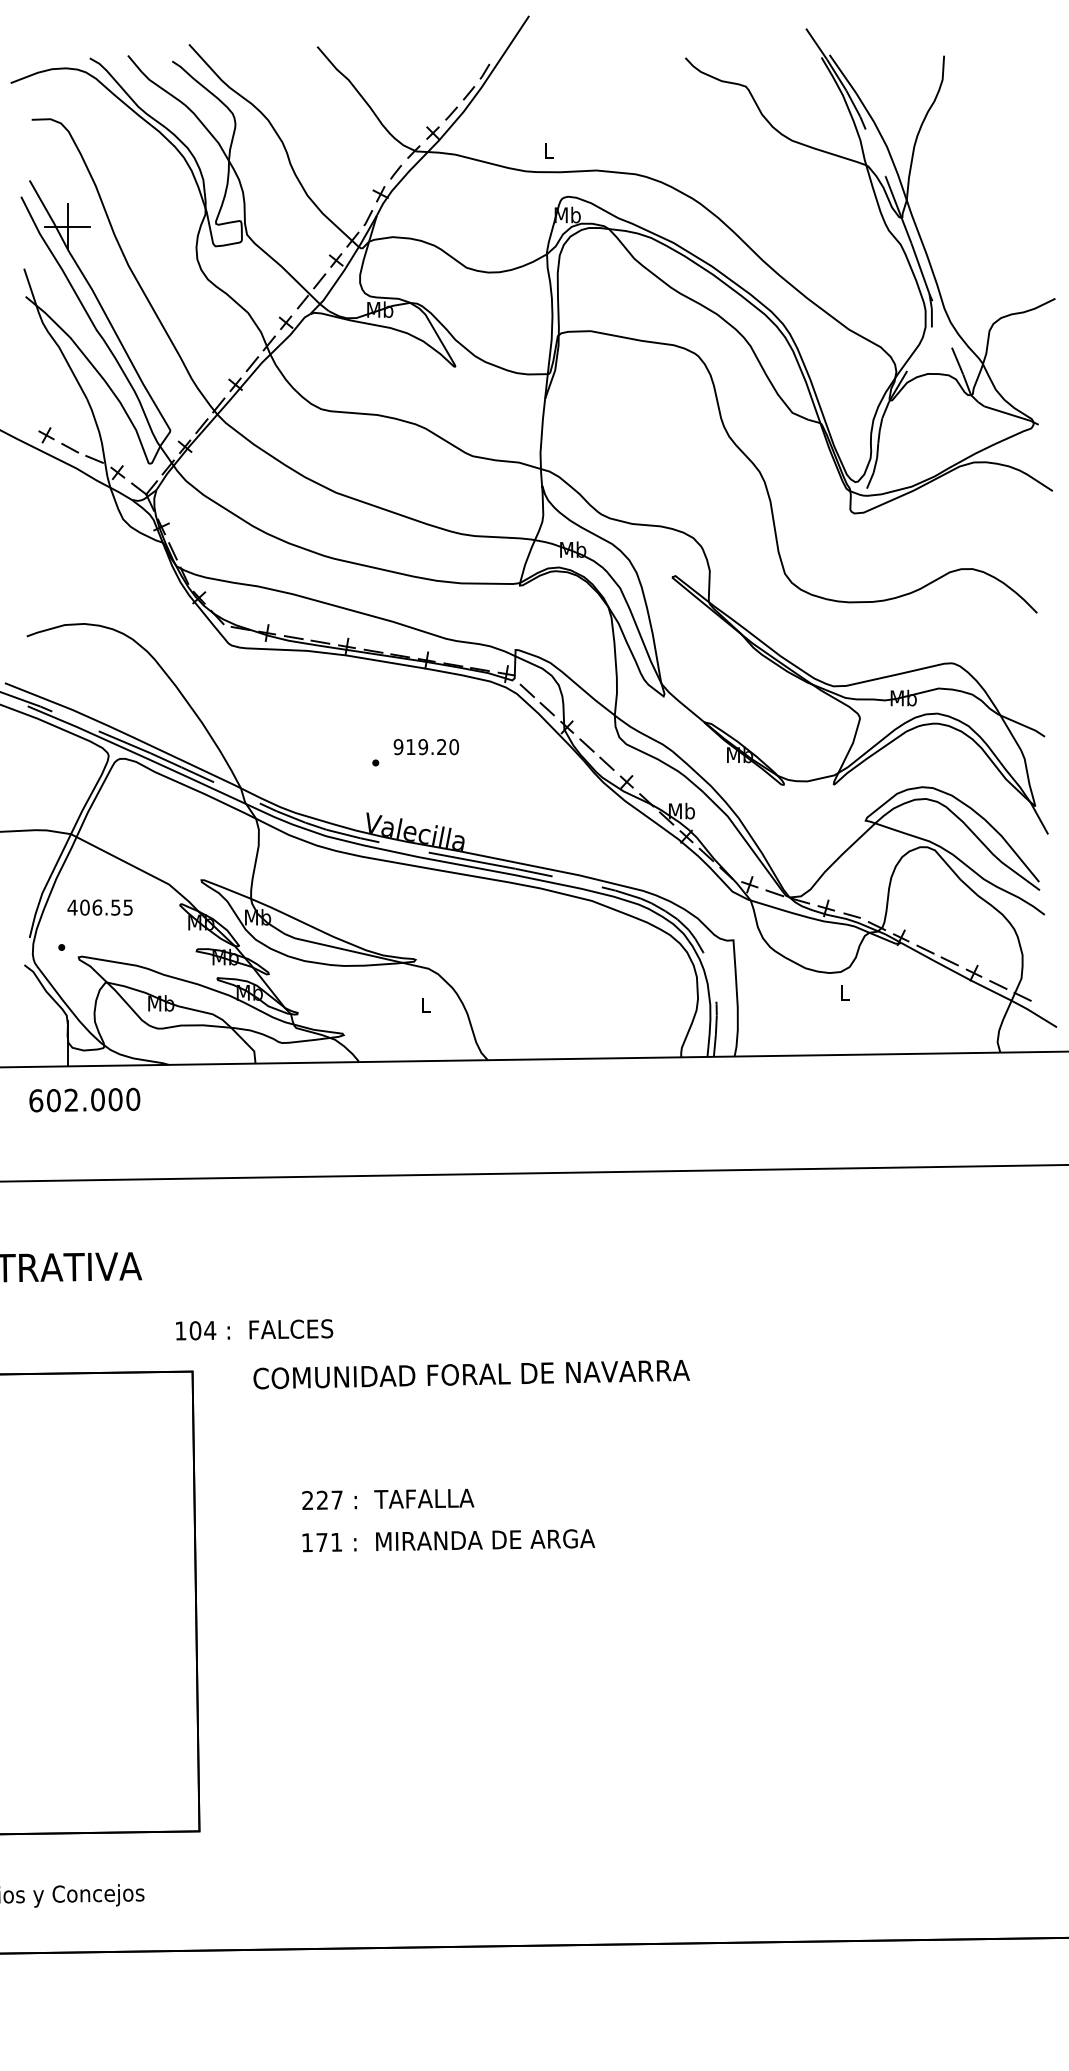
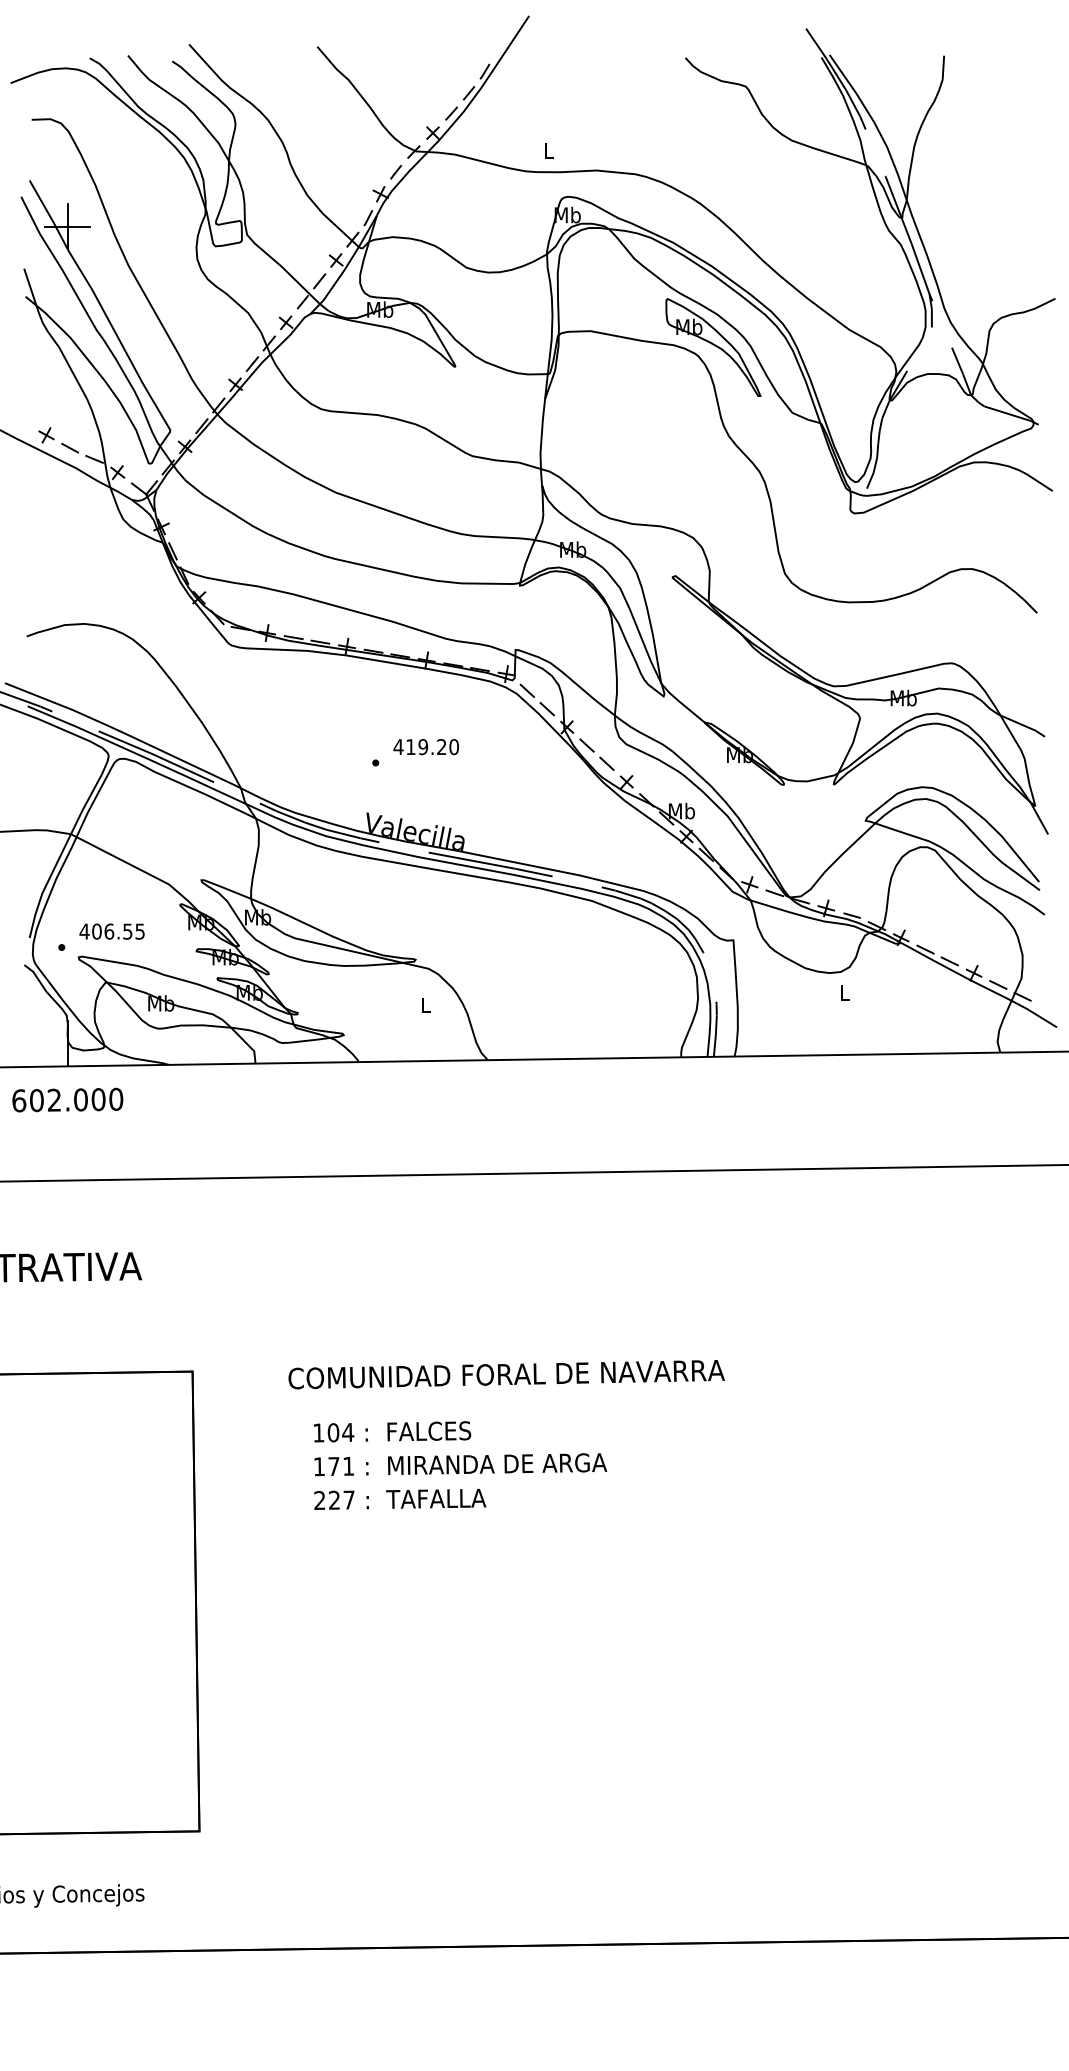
part: none -> present (713, 347)
text: 919.20 -> 419.20 (398, 747)
text position: (99, 907) -> (111, 931) (111, 931)
text position: (84, 1099) -> (67, 1099) (67, 1099)
text position: (254, 1329) -> (392, 1431) (392, 1431)
text position: (471, 1374) -> (506, 1374) (506, 1374)
text position: (388, 1498) -> (400, 1498) (400, 1498)
text position: (448, 1540) -> (460, 1464) (460, 1464)
